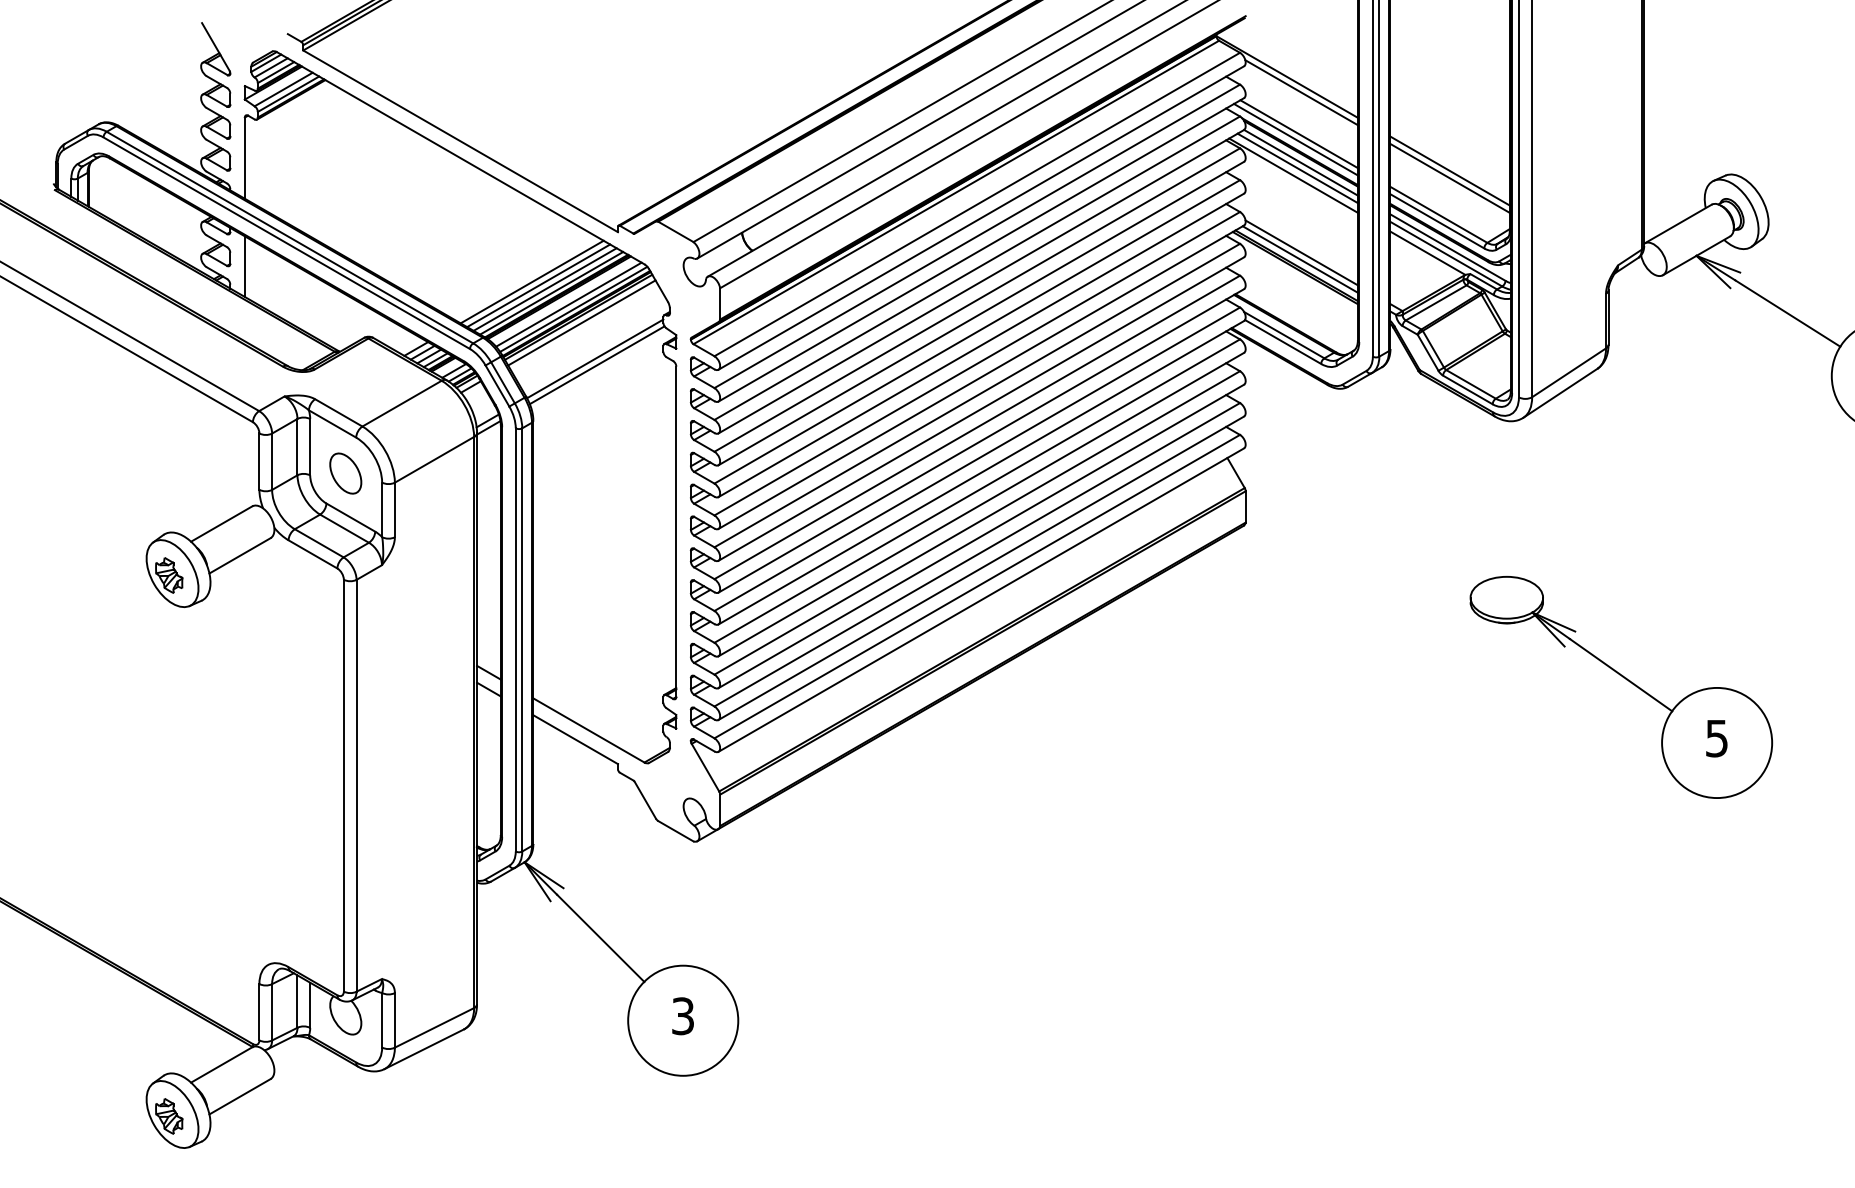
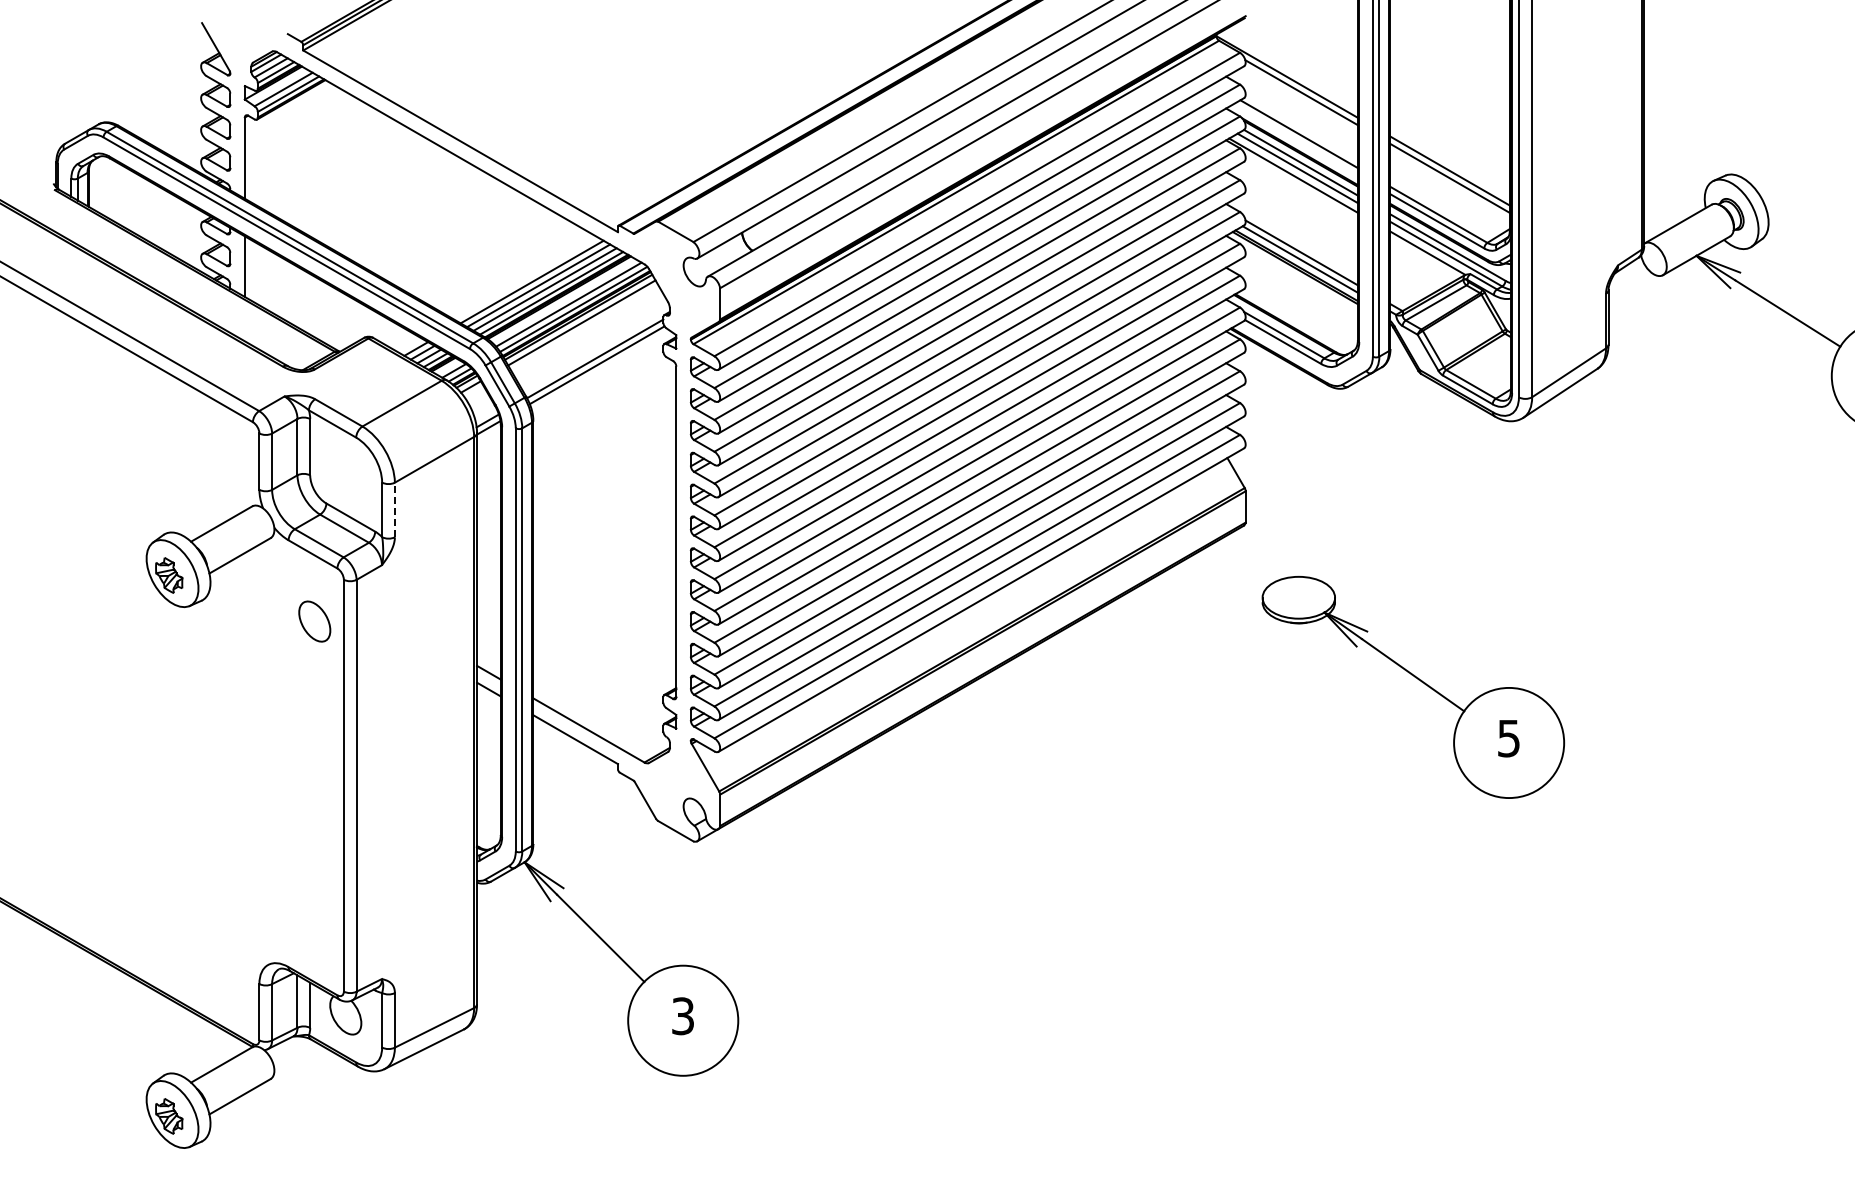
line: present -> none (1295, 139)
part position: (345, 473) -> (314, 621) (314, 621)
line: solid -> dashed (394, 509)
part position: (1626, 680) -> (1418, 680) (1418, 680)
